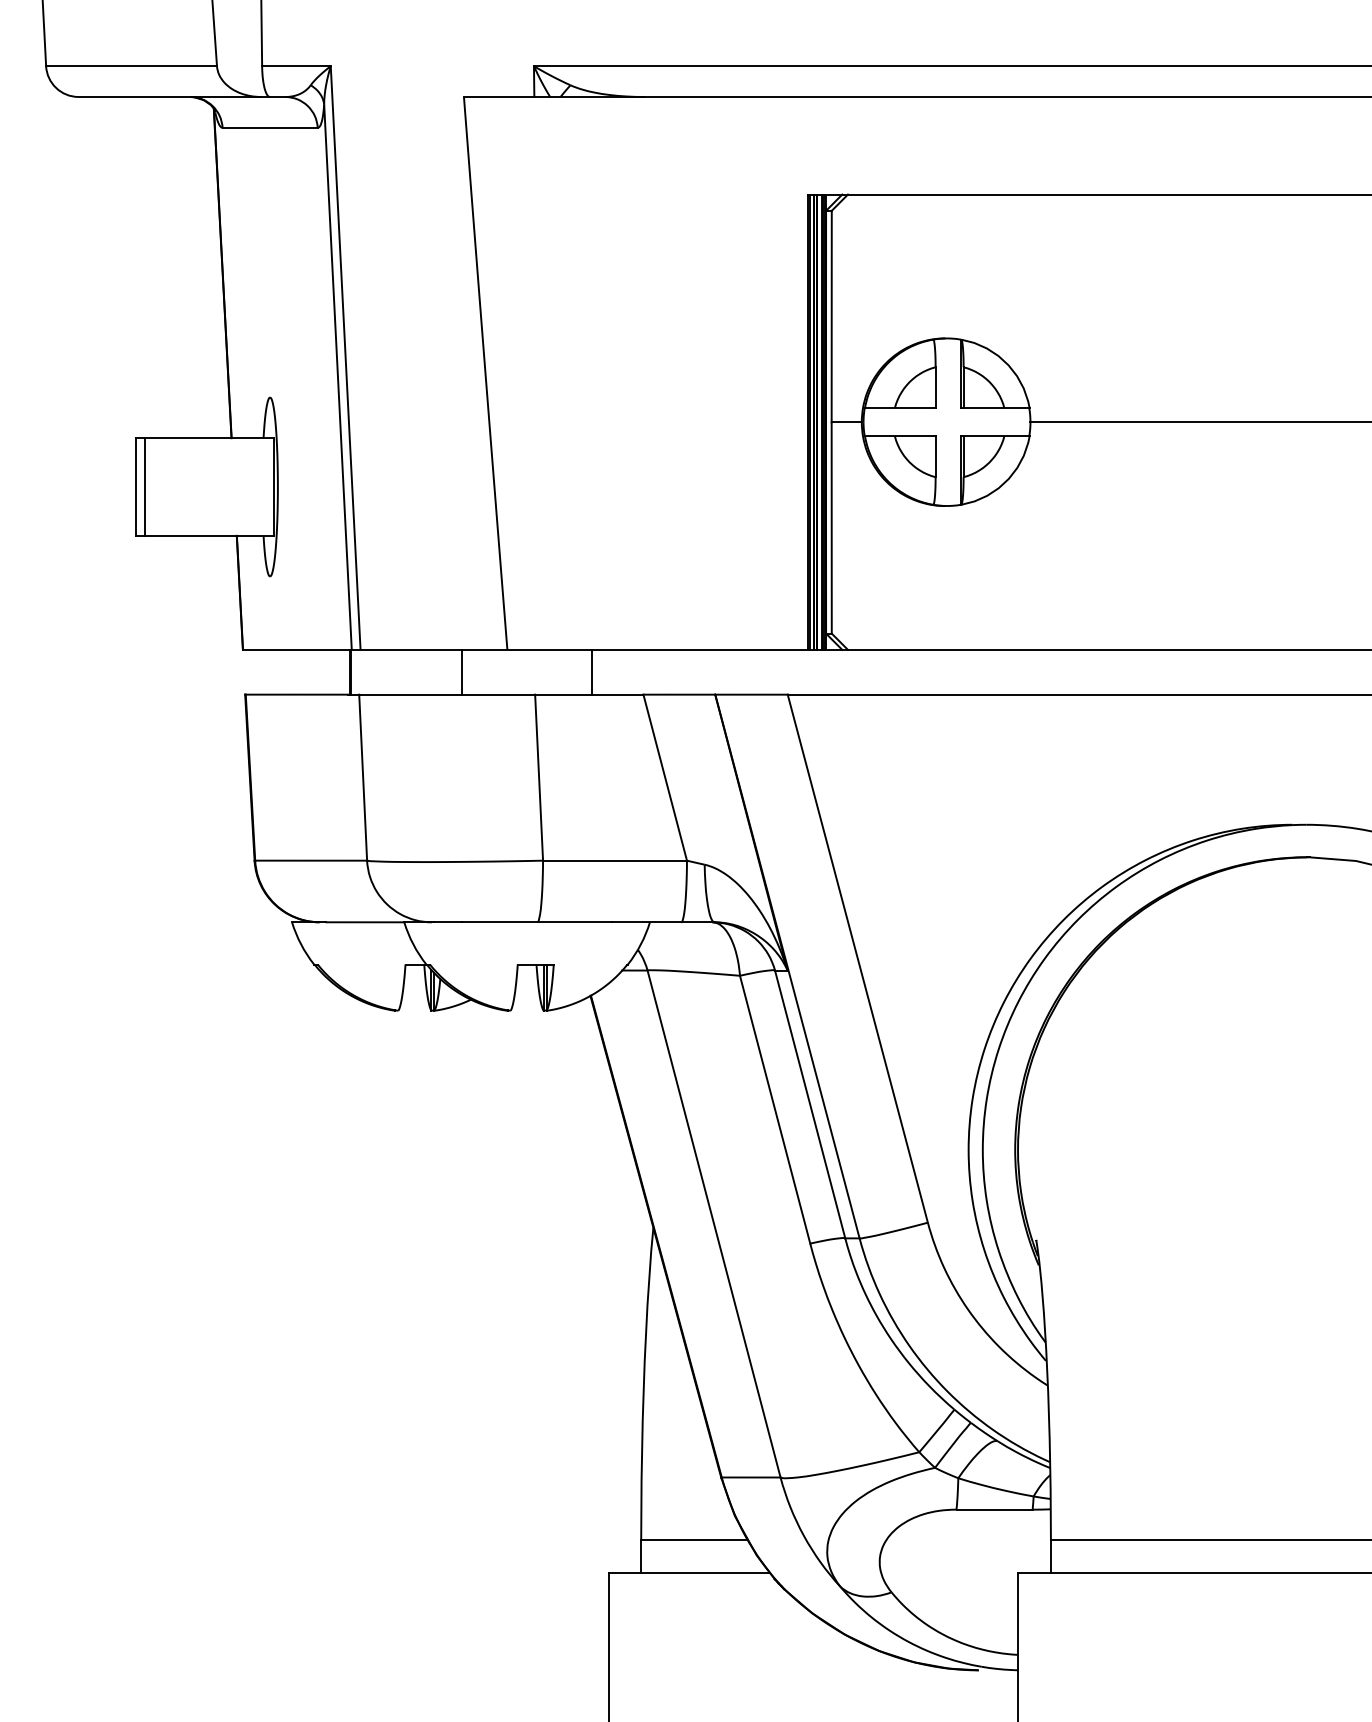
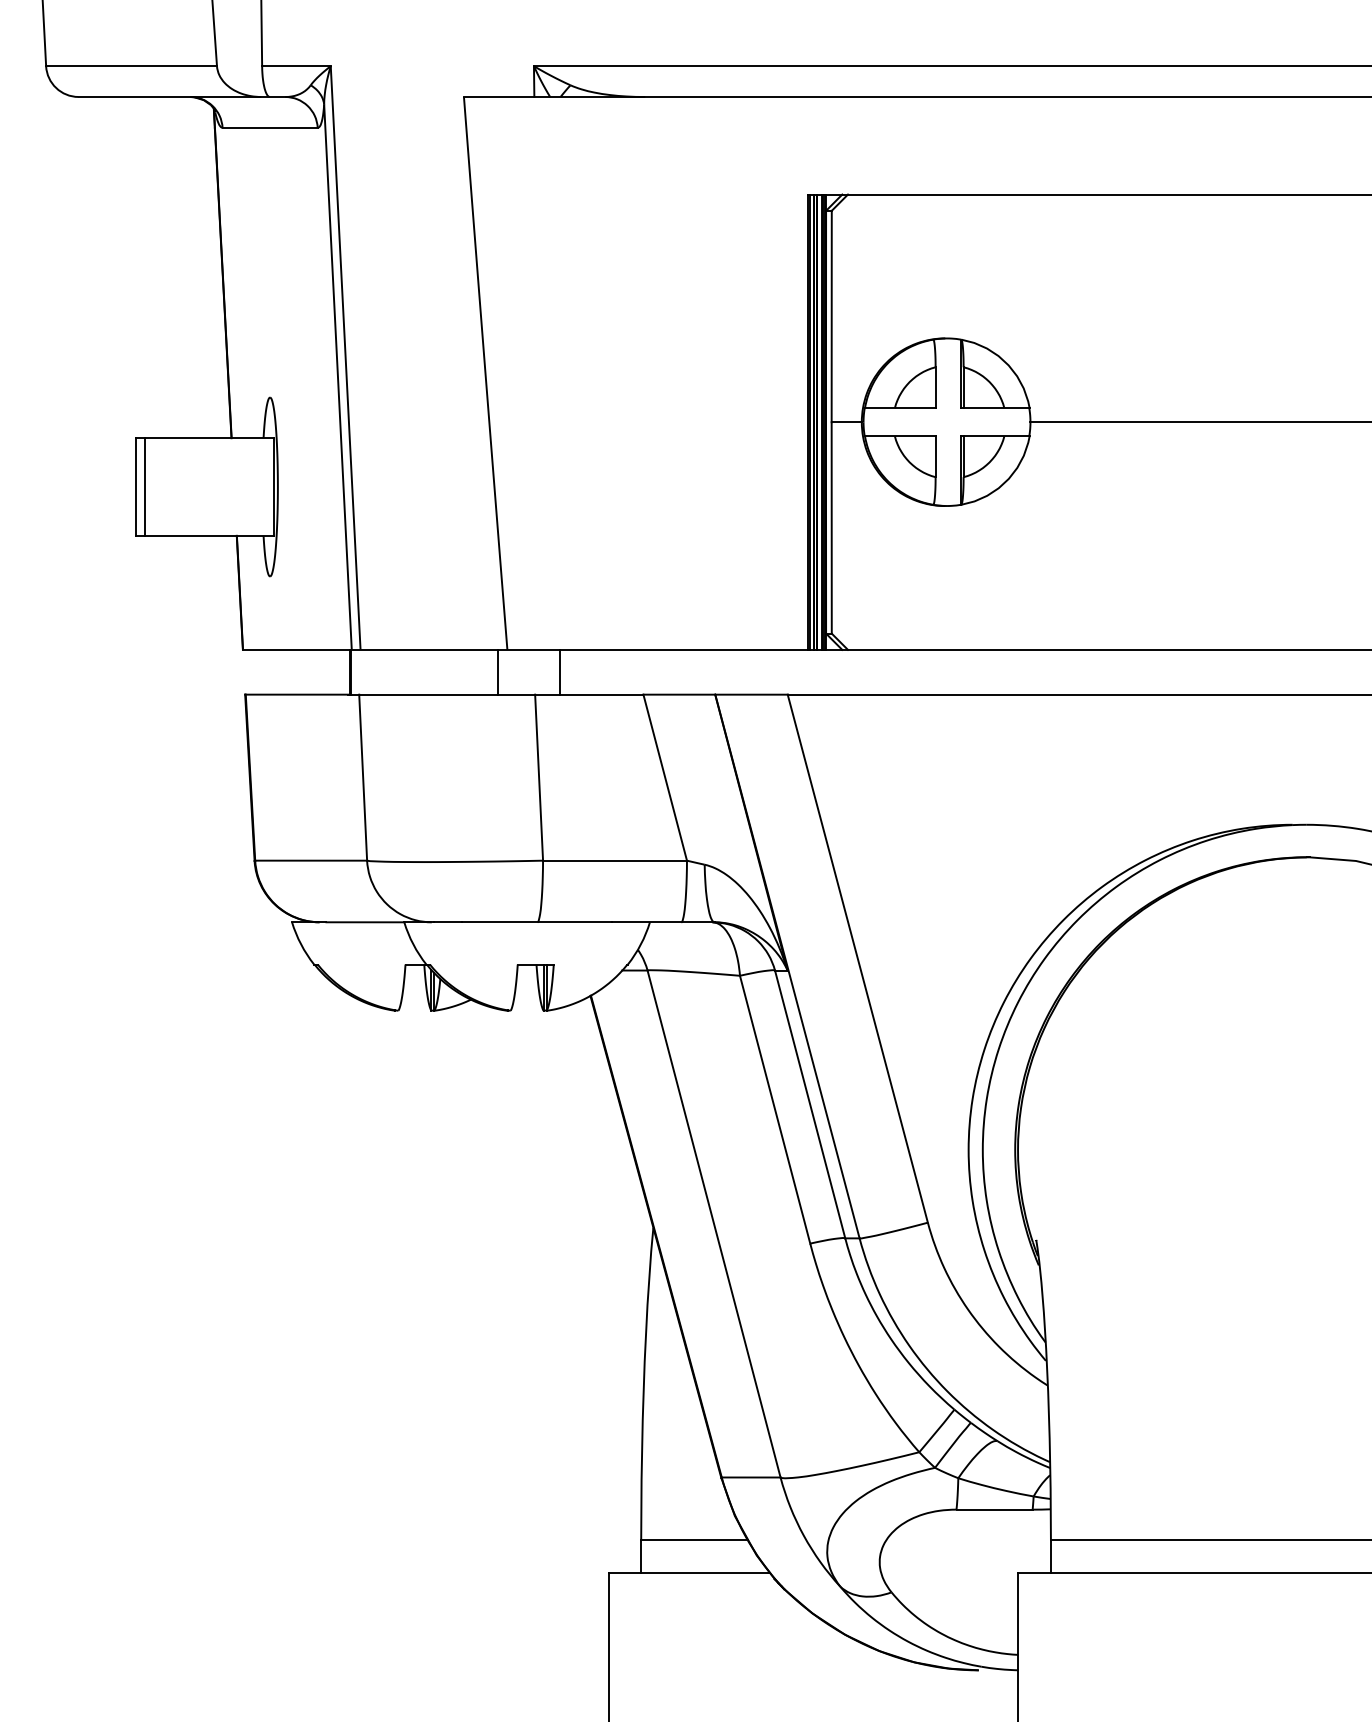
line position: (462, 671) -> (498, 671) (498, 671)
line position: (592, 671) -> (560, 671) (560, 671)
